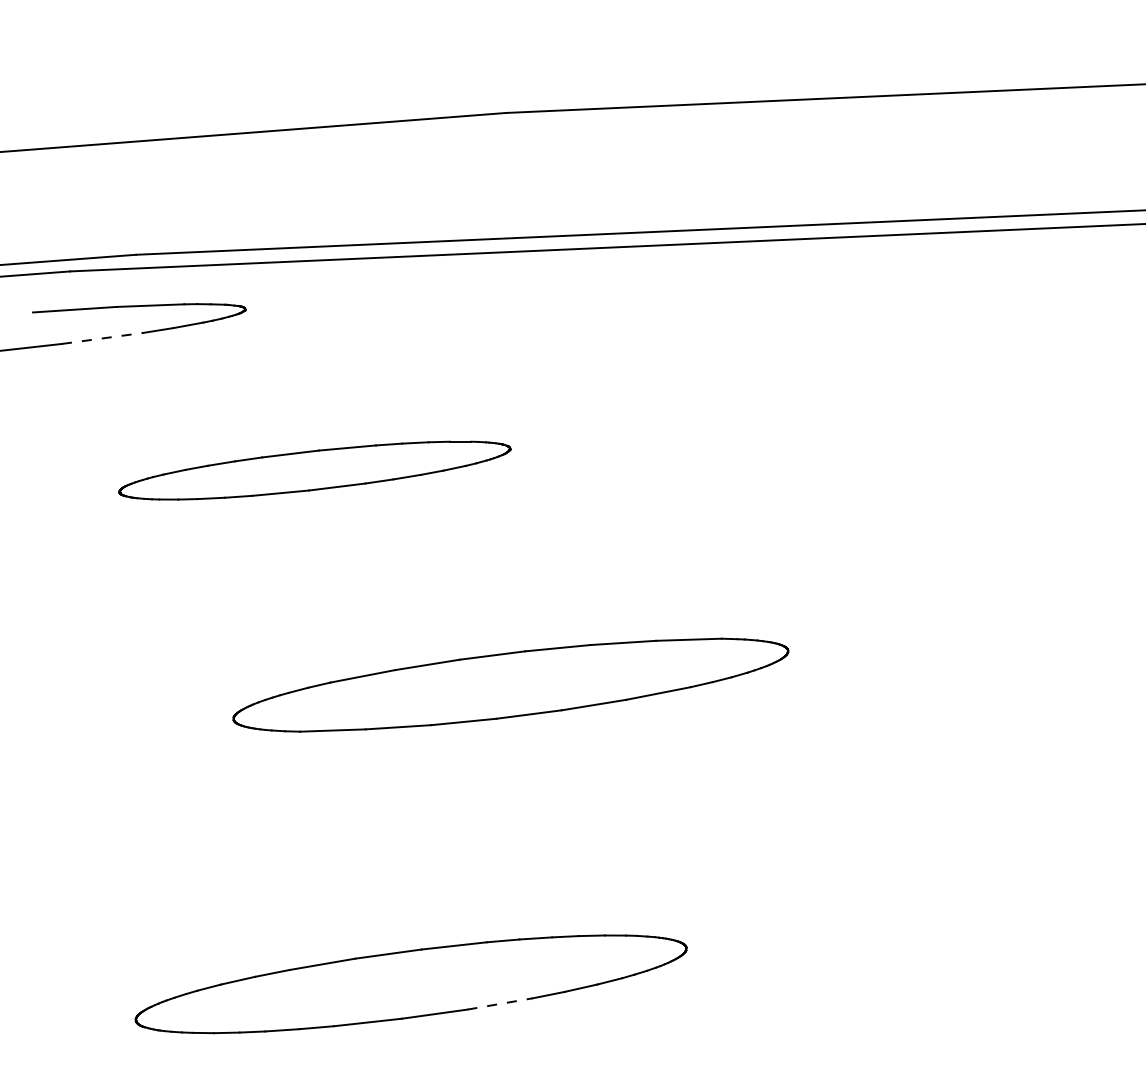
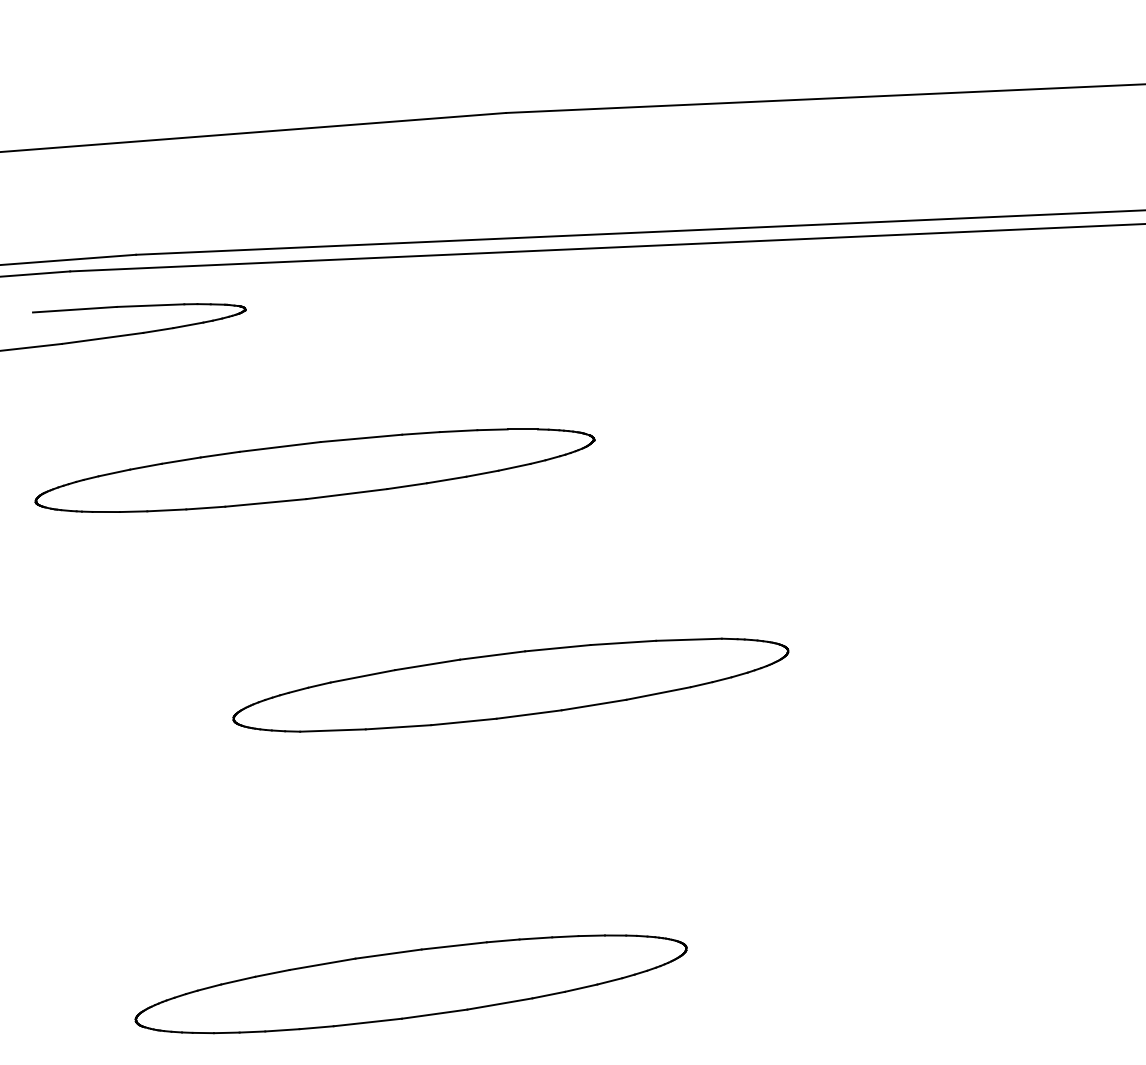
line: dashed -> solid (103, 338)
part size: 394x61 px -> 562x85 px (314, 470)
line: dashed -> solid (500, 1003)
